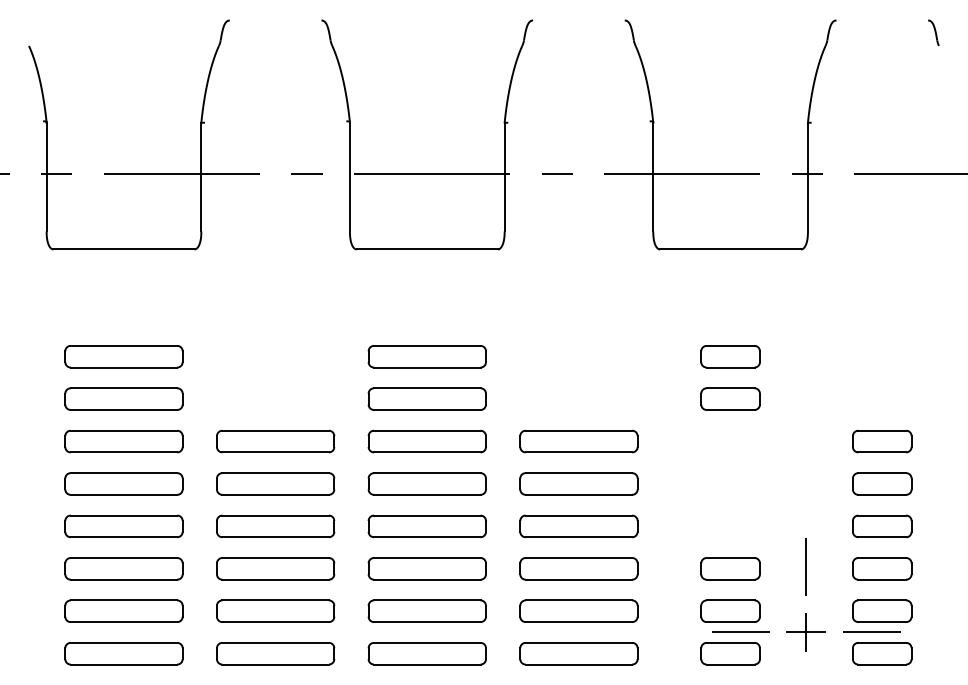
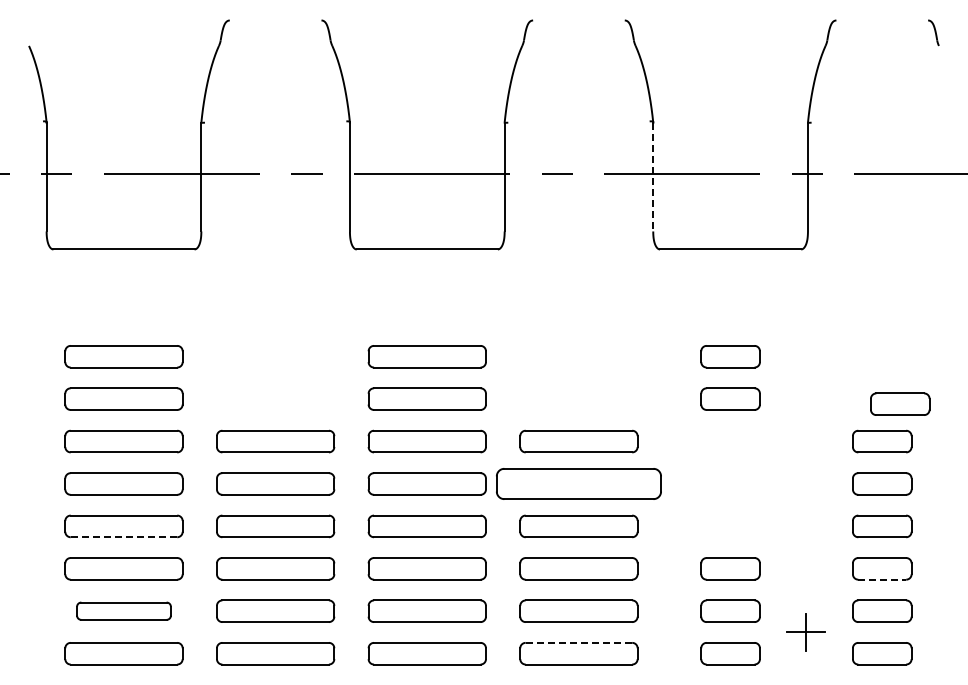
line: solid -> dashed (653, 177)
part: none -> present (900, 403)
part size: 120x24 px -> 166x32 px (578, 483)
line: solid -> dashed (124, 537)
line: present -> none (806, 566)
line: solid -> dashed (882, 579)
part size: 120x24 px -> 96x20 px (123, 610)
line: present -> none (740, 632)
line: present -> none (871, 632)
line: solid -> dashed (578, 642)
